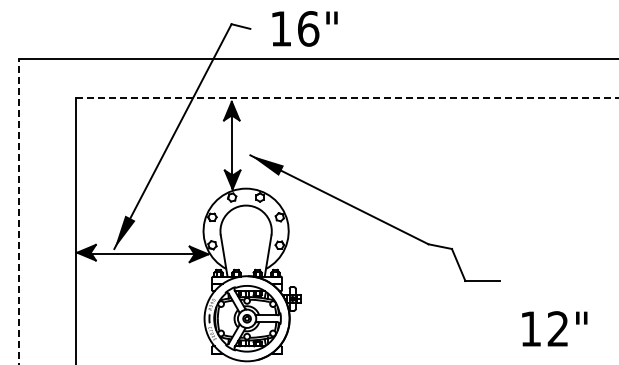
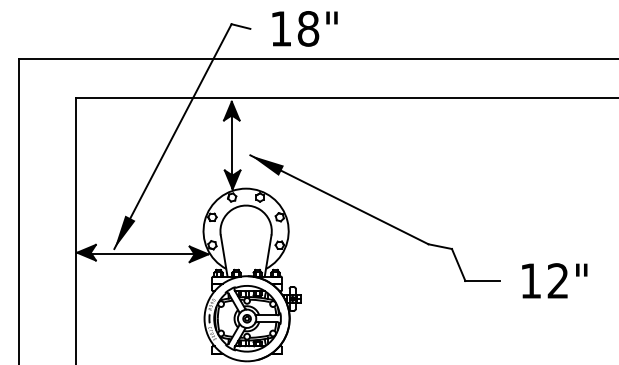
text: 16" -> 18" (308, 28)
line: dashed -> solid (348, 97)
line: dashed -> solid (18, 211)
text position: (554, 328) -> (554, 280) (554, 280)
